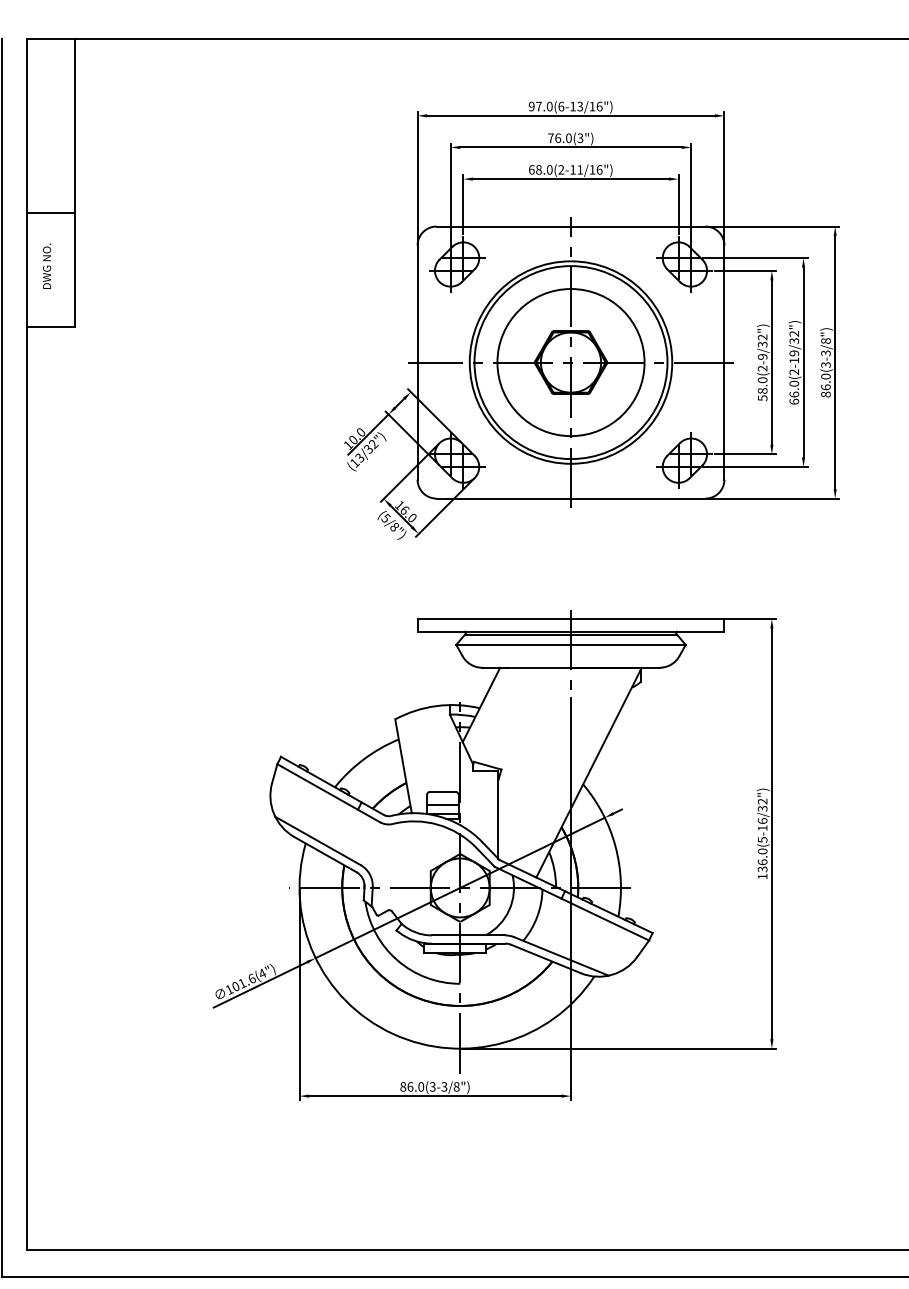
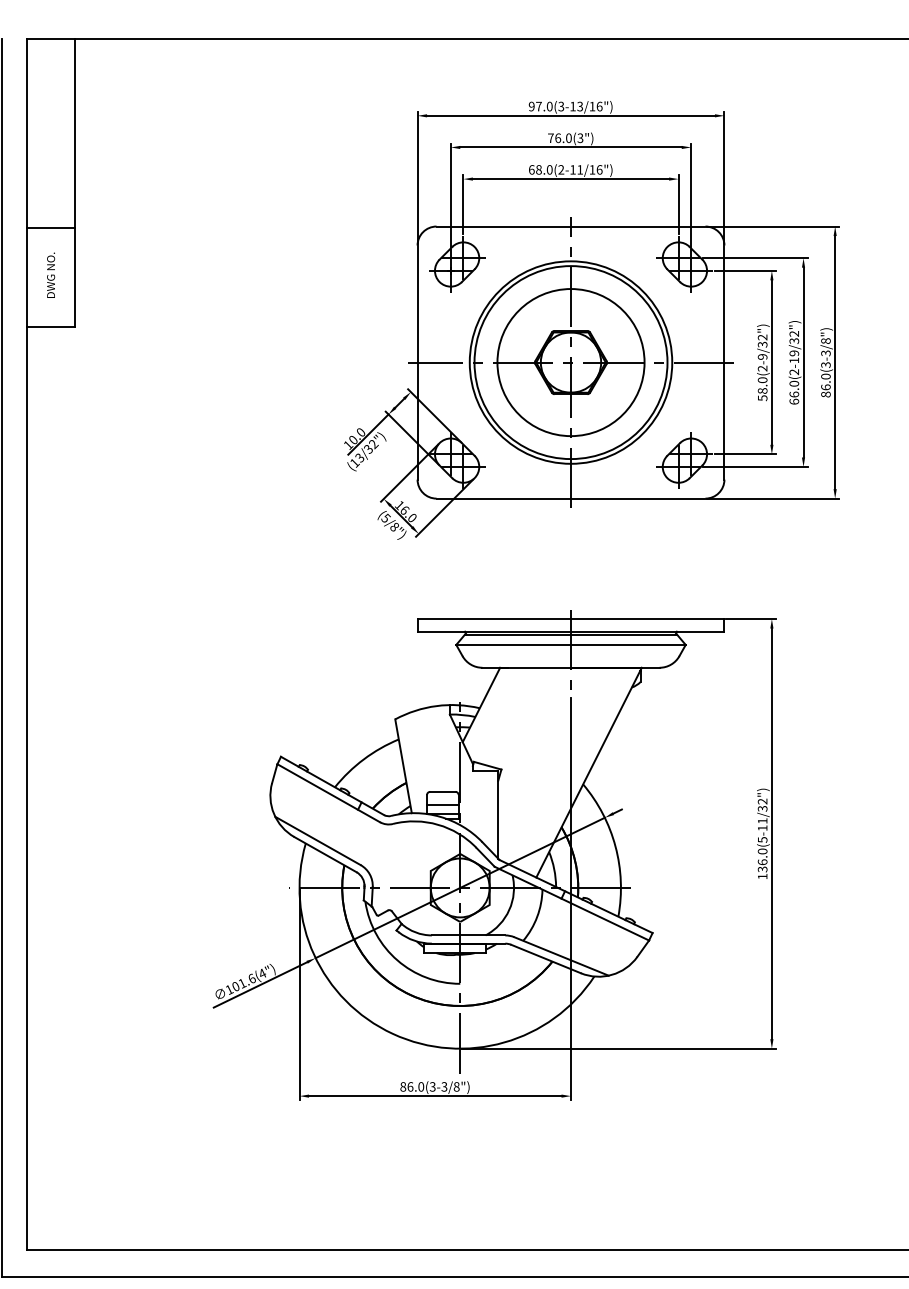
text: 97.0(6-13/16") -> 97.0(3-13/16") (561, 106)
line position: (50, 213) -> (50, 228) (50, 228)
text position: (47, 265) -> (51, 274) (51, 274)
text: 136.0(5-16/32") -> 136.0(5-11/32") (762, 820)
